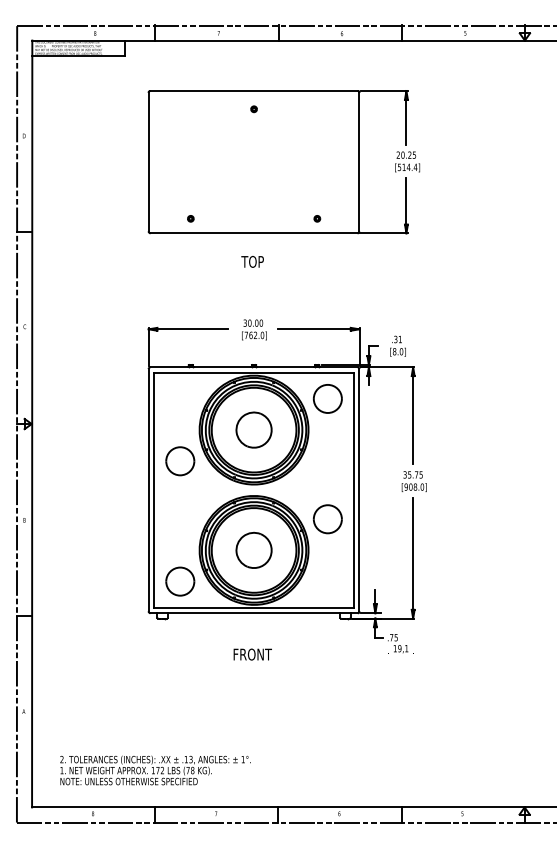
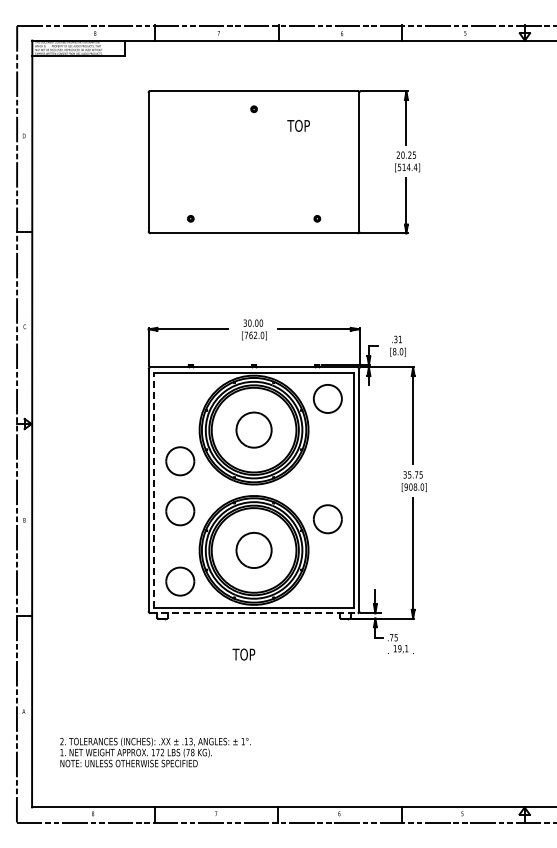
text position: (252, 261) -> (298, 125) (298, 125)
line: solid -> dashed (153, 490)
part: none -> present (180, 511)
line: solid -> dashed (254, 613)
text: FRONT -> TOP (251, 654)
text position: (155, 770) -> (155, 752) (155, 752)
